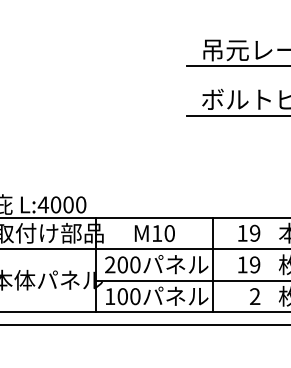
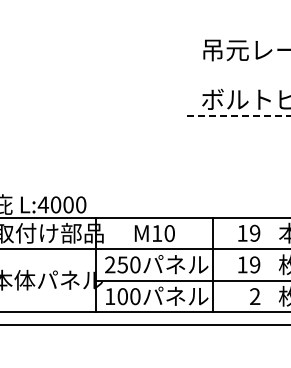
line: present -> none (236, 66)
line: solid -> dashed (238, 115)
text: 200 -> 250 (122, 264)
